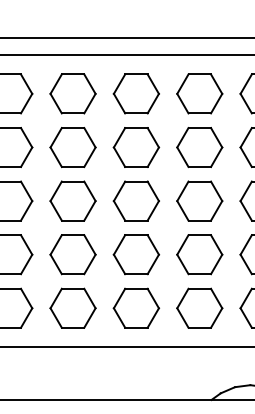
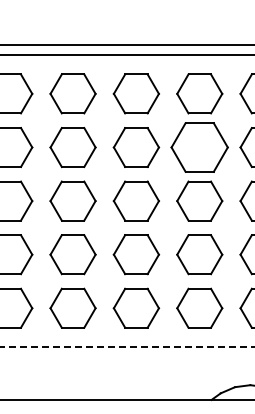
line position: (126, 38) -> (126, 45) (126, 45)
part size: 48x41 px -> 59x51 px (199, 147)
line: solid -> dashed (127, 347)
